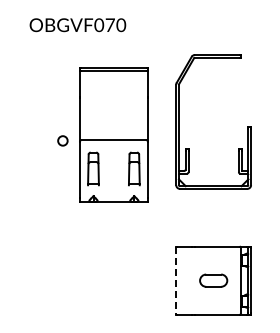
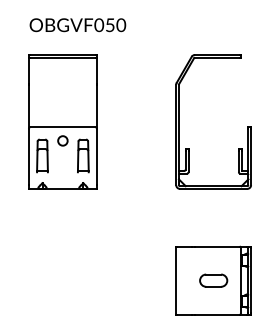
text: OBGVF070 -> OBGVF050 (109, 25)
part position: (113, 134) -> (62, 121) (62, 121)
line: dashed -> solid (176, 281)
